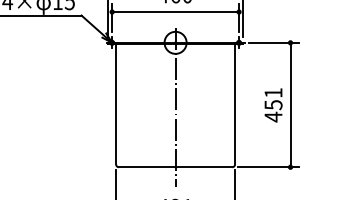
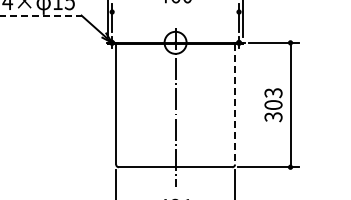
line: present -> none (175, 12)
line: solid -> dashed (41, 15)
line: solid -> dashed (235, 104)
text: 451 -> 303 (273, 105)
